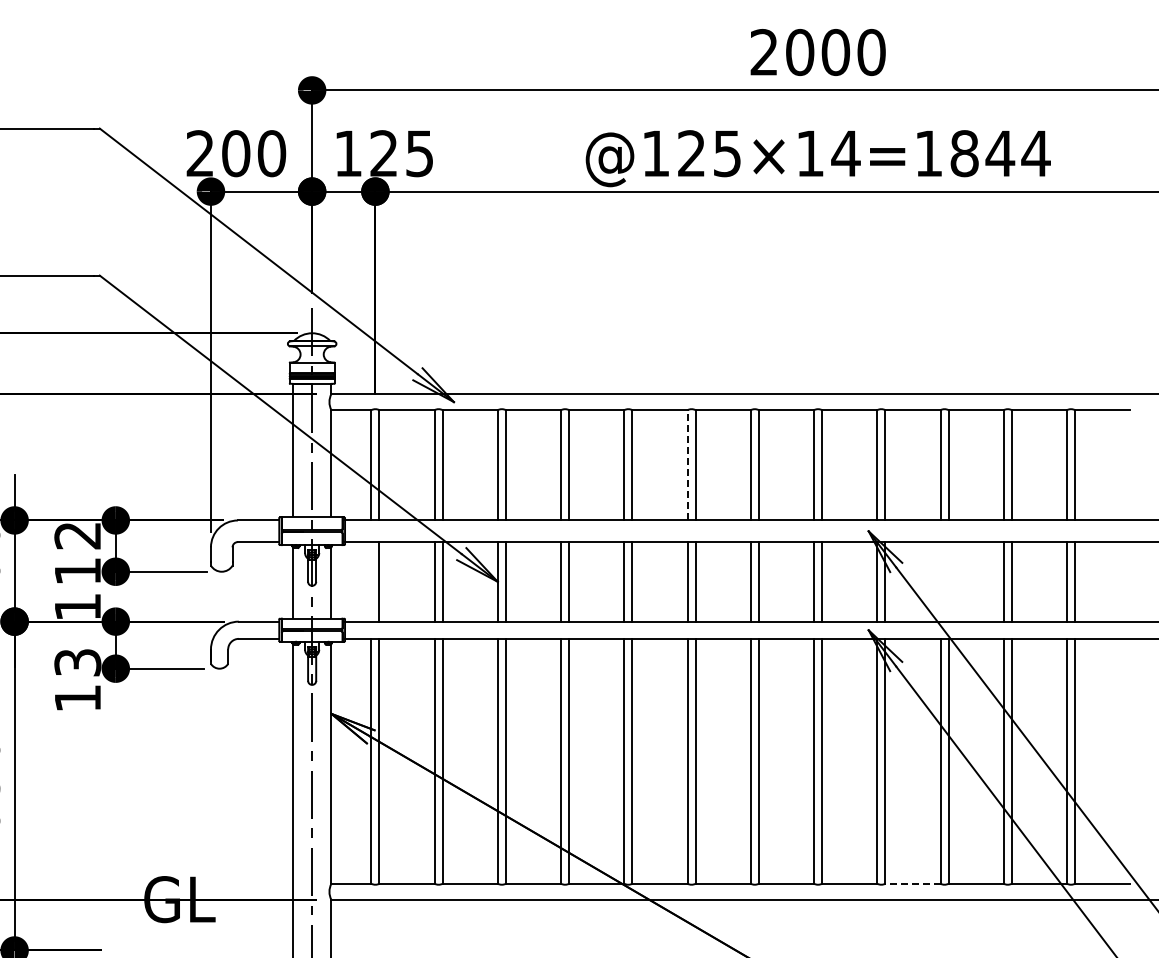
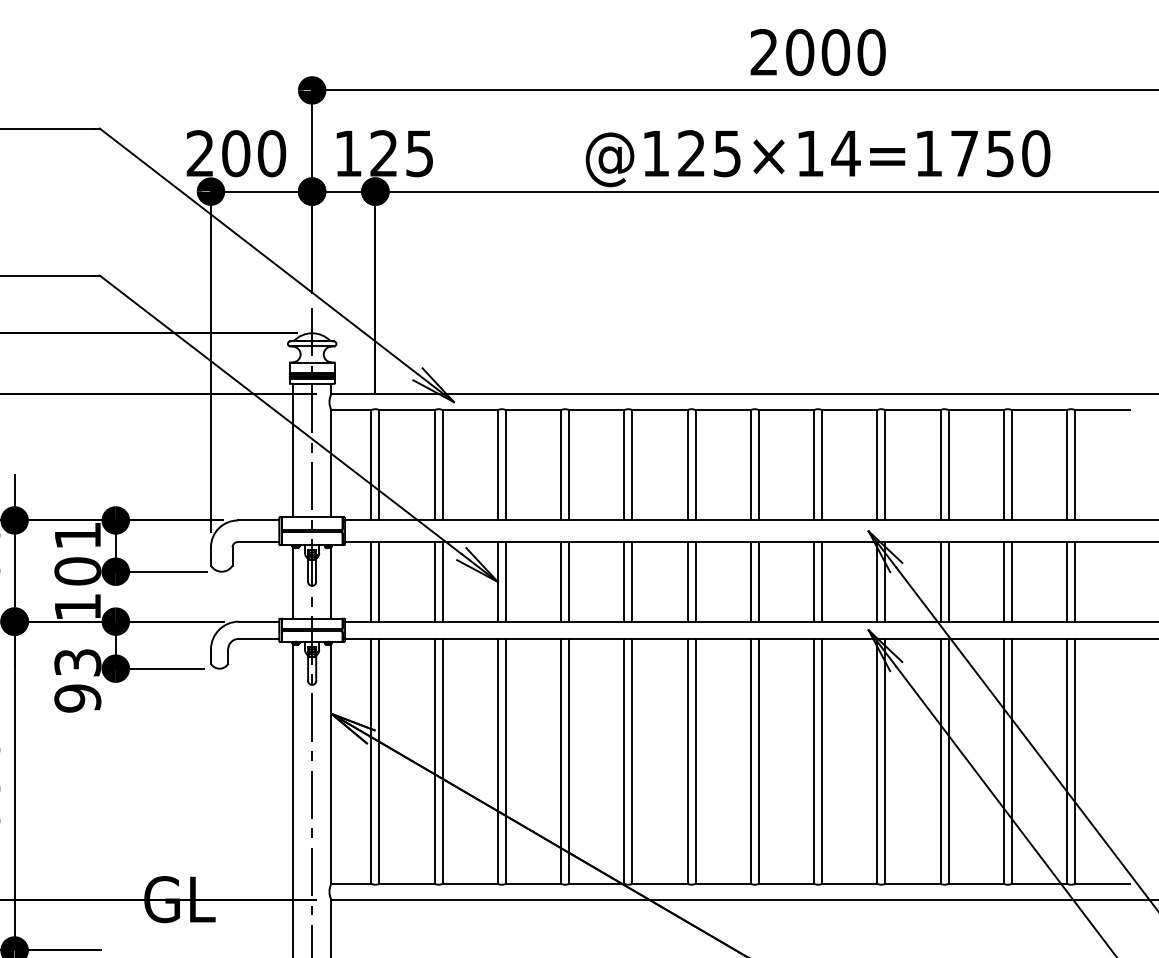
text: @125×14=1844 -> @125×14=1750 (1000, 153)
line: dashed -> solid (687, 464)
text: 112 -> 101 (77, 554)
line: none -> present (371, 581)
line: none -> present (940, 581)
line: none -> present (948, 581)
text: 13 -> 93 (77, 698)
line: dashed -> solid (912, 883)
